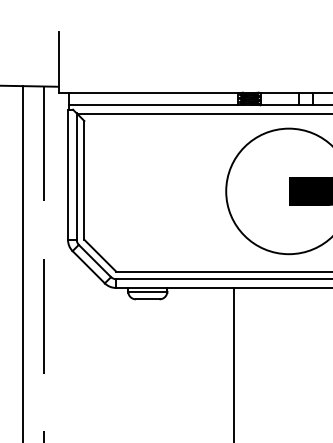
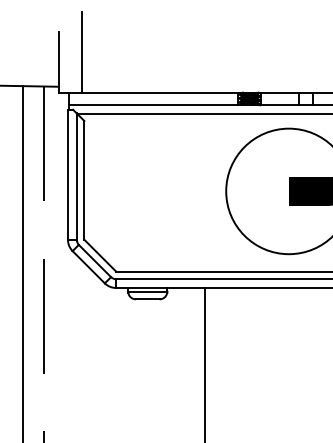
line: none -> present (82, 51)
line position: (234, 363) -> (205, 363) (205, 363)
